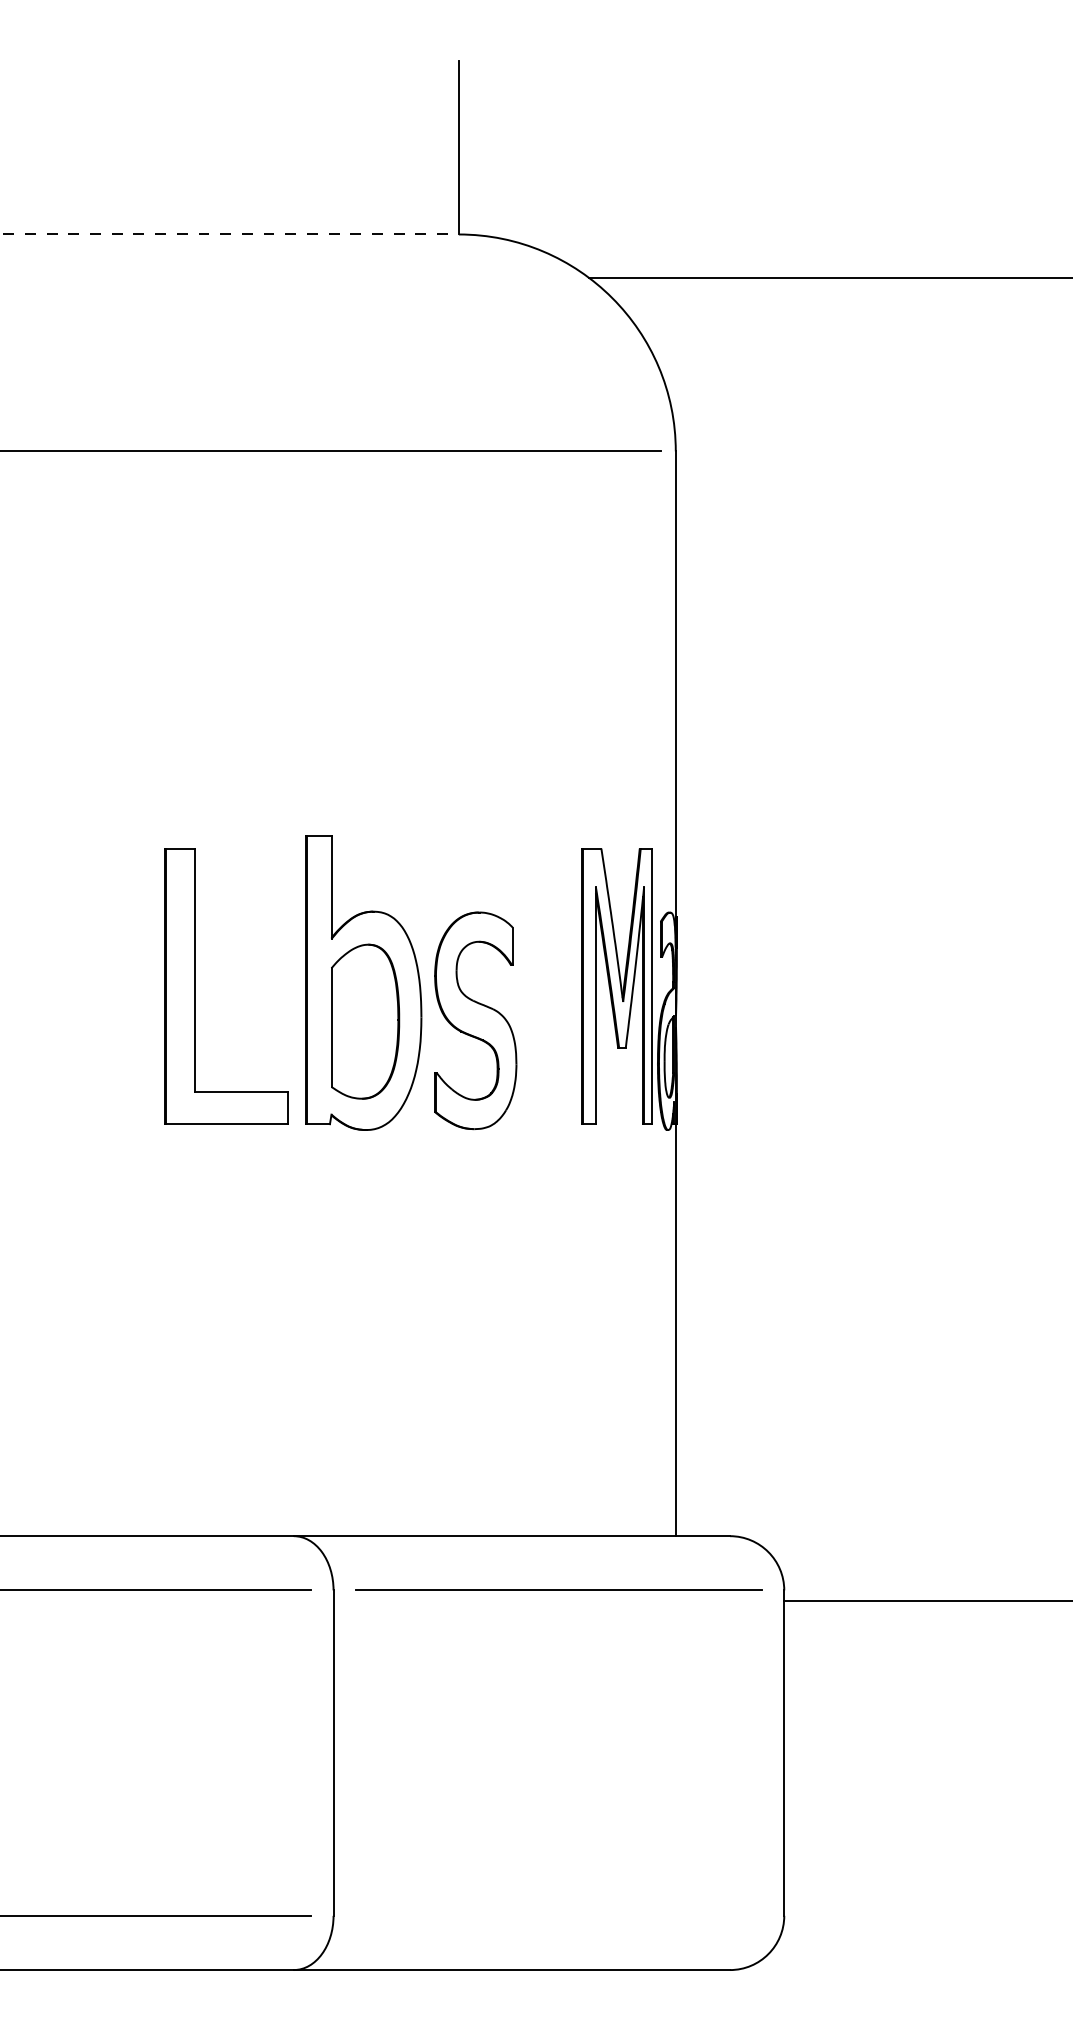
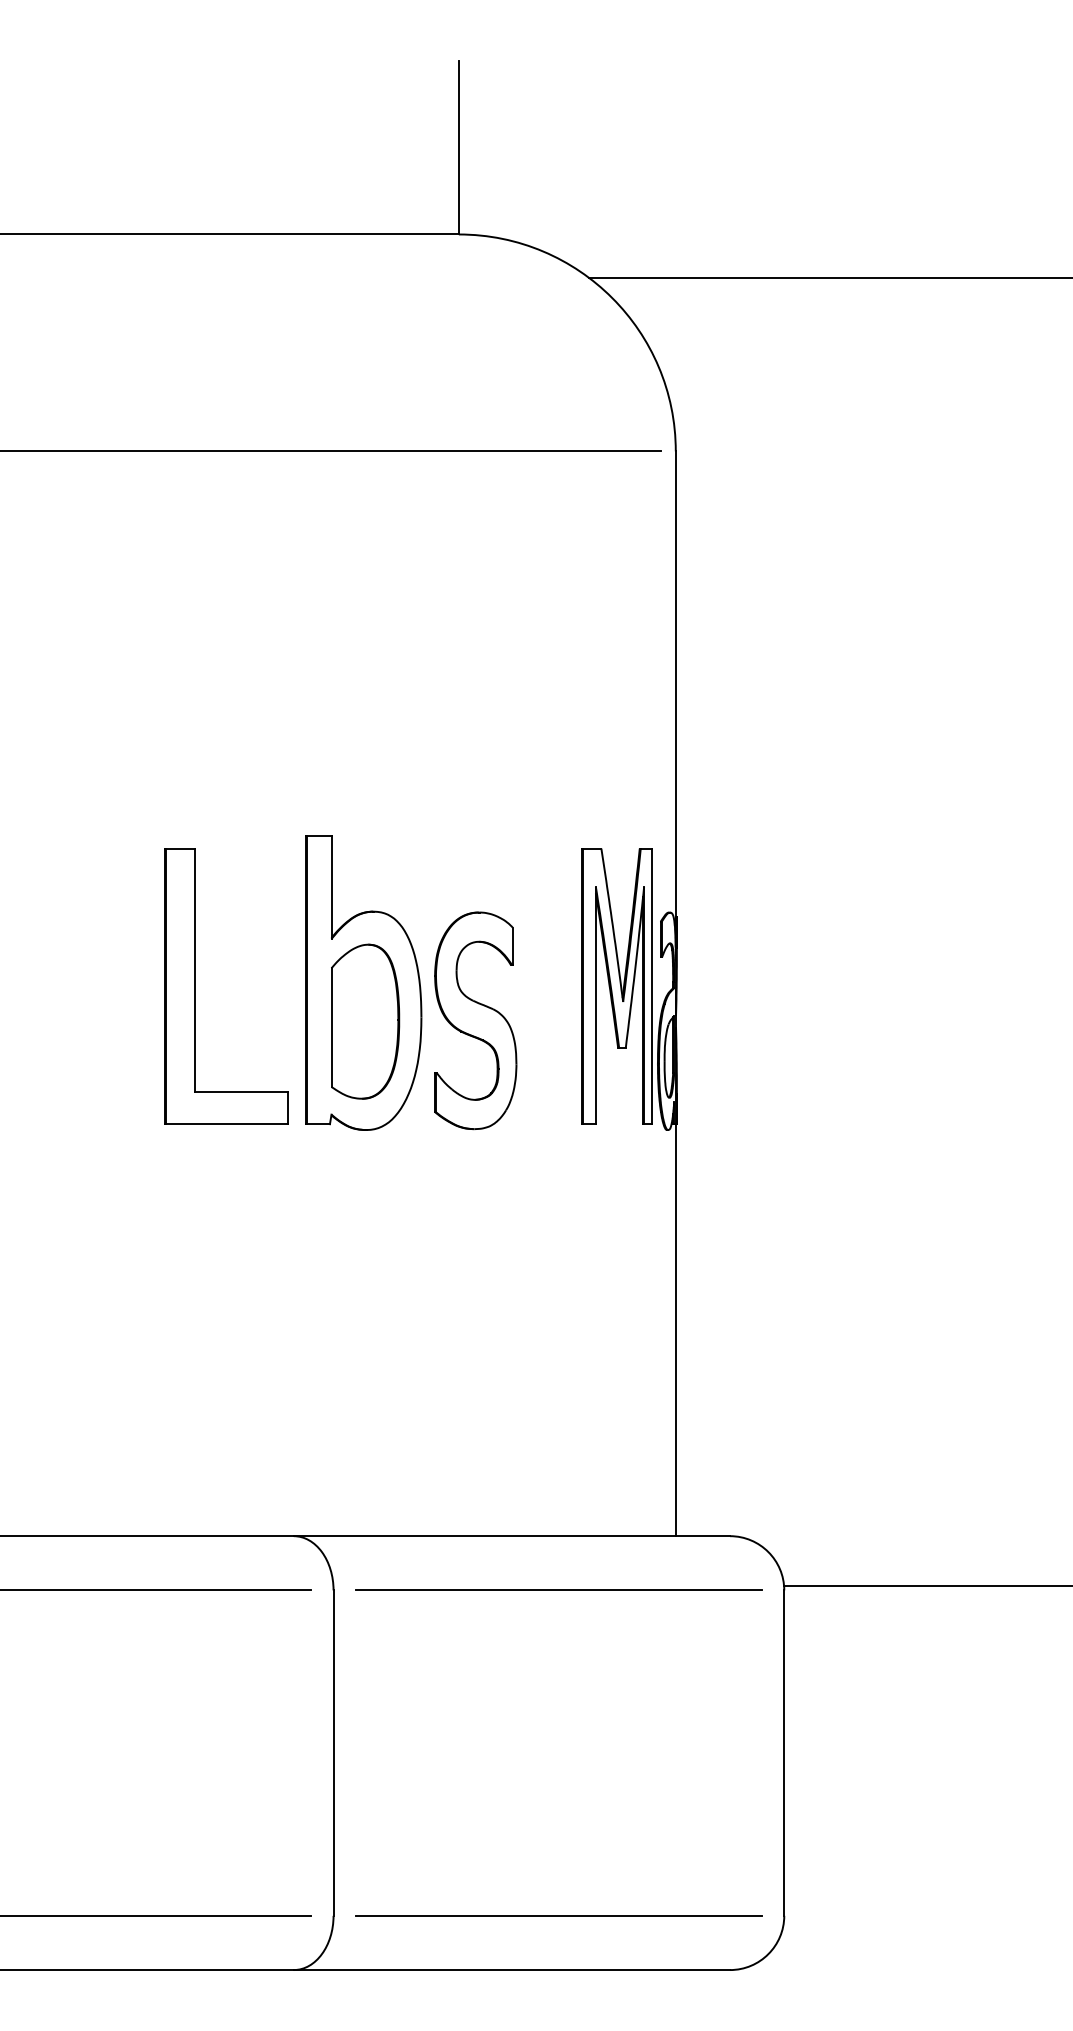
line: dashed -> solid (229, 234)
line position: (926, 1601) -> (926, 1586) (926, 1586)
line: none -> present (558, 1915)
